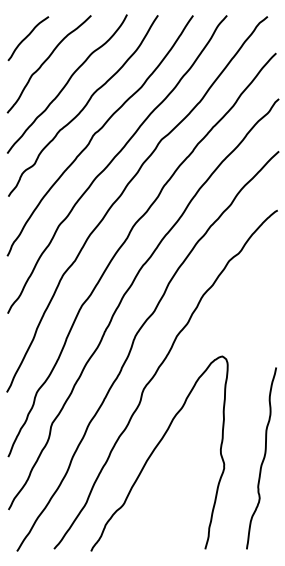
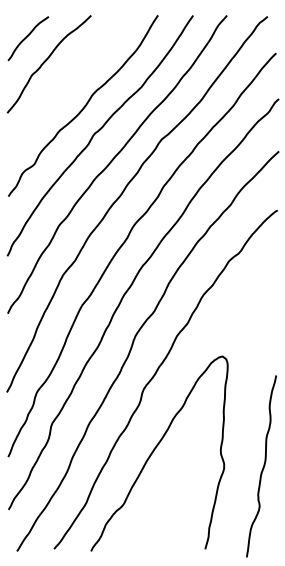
curve: present -> none (67, 83)
curve position: (262, 459) -> (262, 467) (262, 467)
